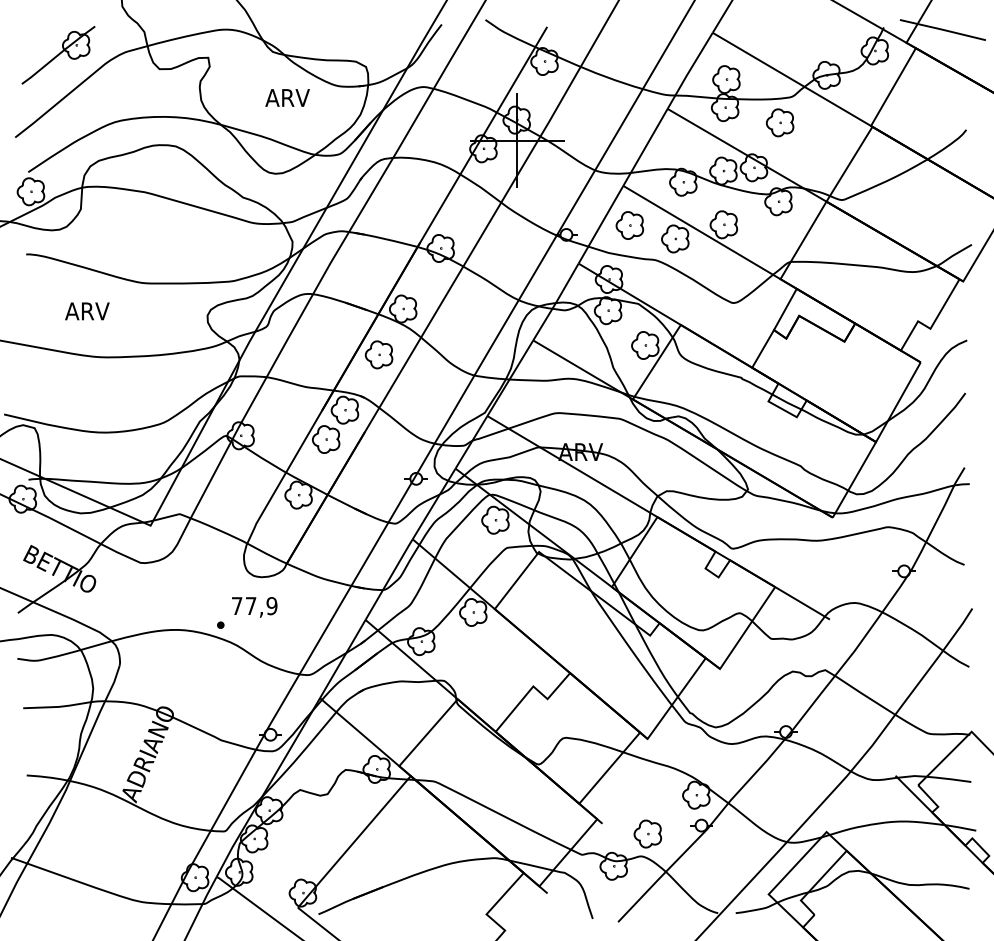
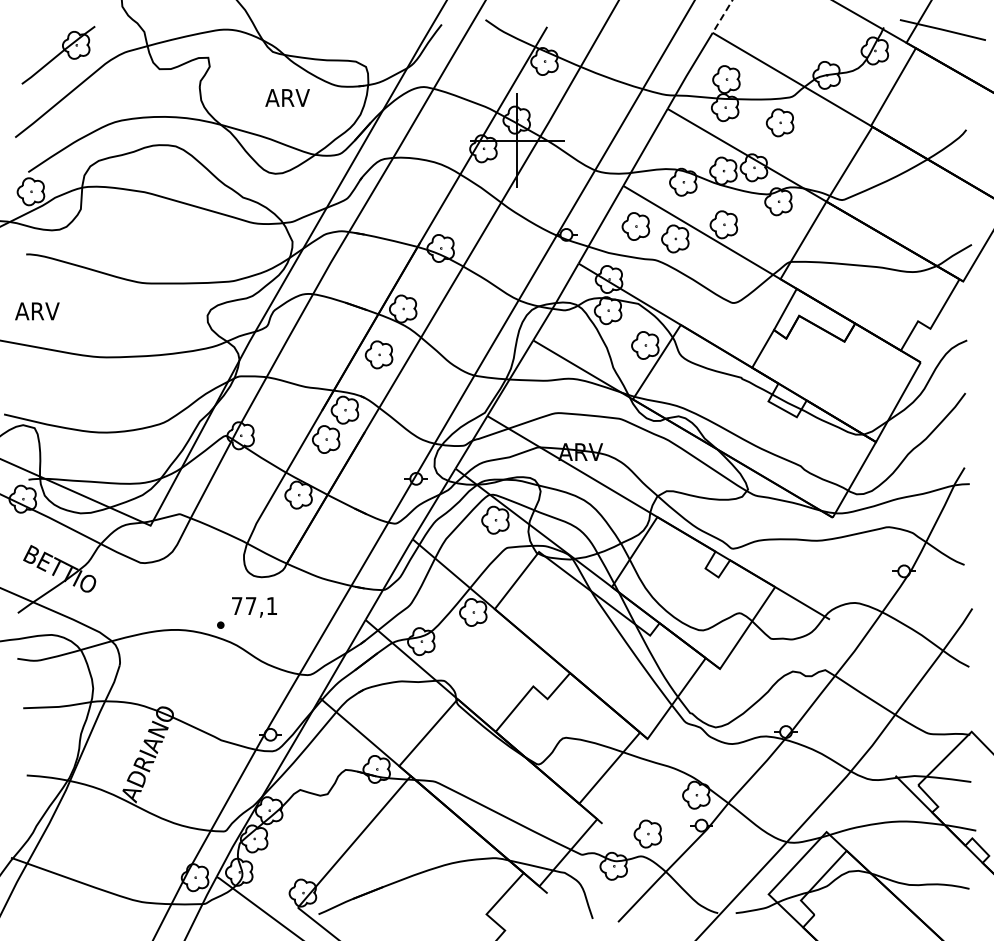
line: solid -> dashed (722, 16)
part position: (629, 225) -> (635, 226) (635, 226)
text position: (87, 311) -> (37, 311) (37, 311)
text: 77,9 -> 77,1 (271, 606)
